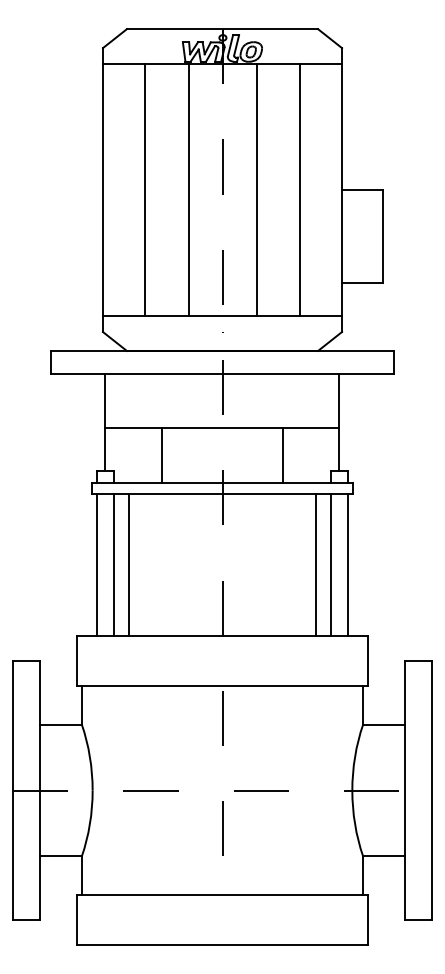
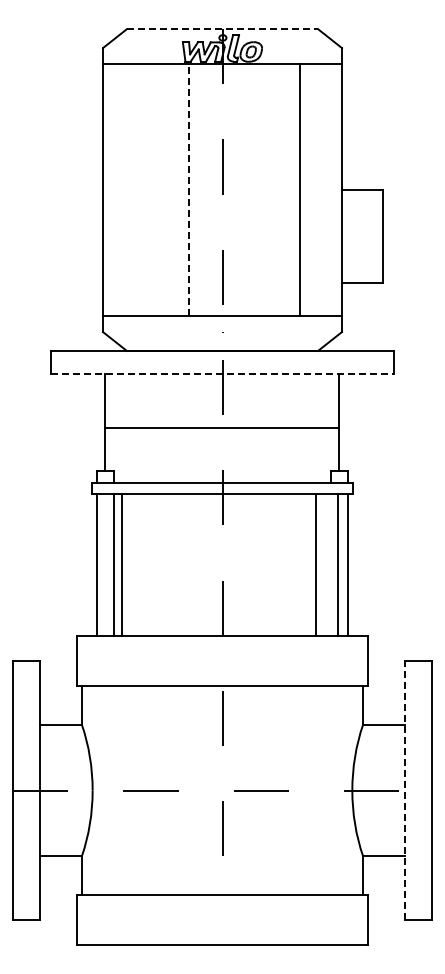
line: solid -> dashed (222, 29)
line: present -> none (145, 189)
line: present -> none (256, 189)
line: solid -> dashed (188, 190)
line: solid -> dashed (222, 374)
line: present -> none (161, 455)
line: present -> none (282, 455)
line position: (128, 565) -> (121, 565) (121, 565)
line position: (331, 565) -> (338, 565) (338, 565)
line: solid -> dashed (405, 790)
